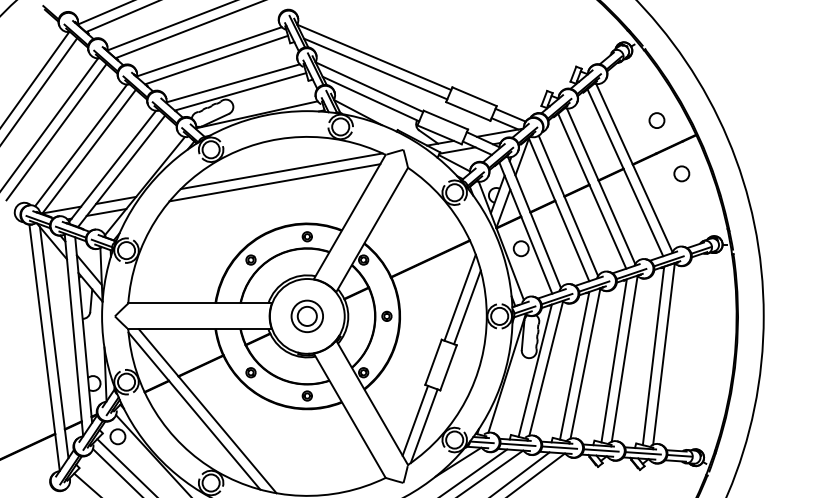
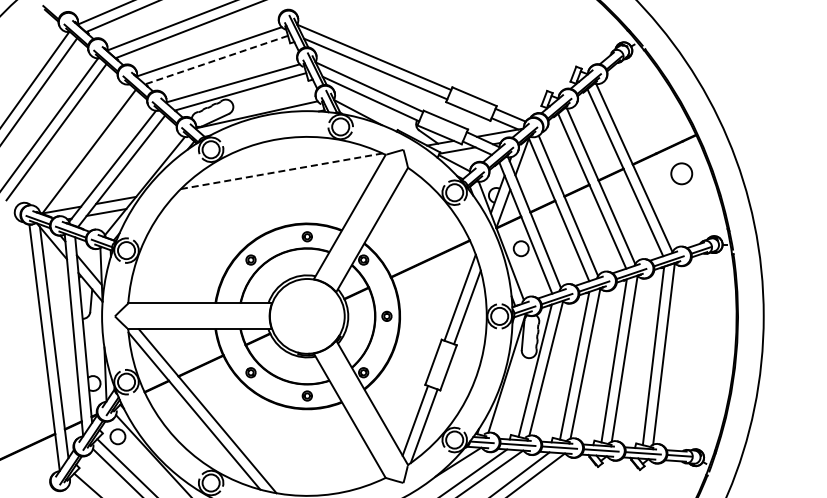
line: solid -> dashed (216, 60)
circle: present -> none (656, 120)
line: present -> none (81, 145)
line: solid -> dashed (282, 171)
circle size: 18x18 px -> 24x24 px (681, 173)
line: present -> none (274, 182)
part: present -> none (306, 316)
